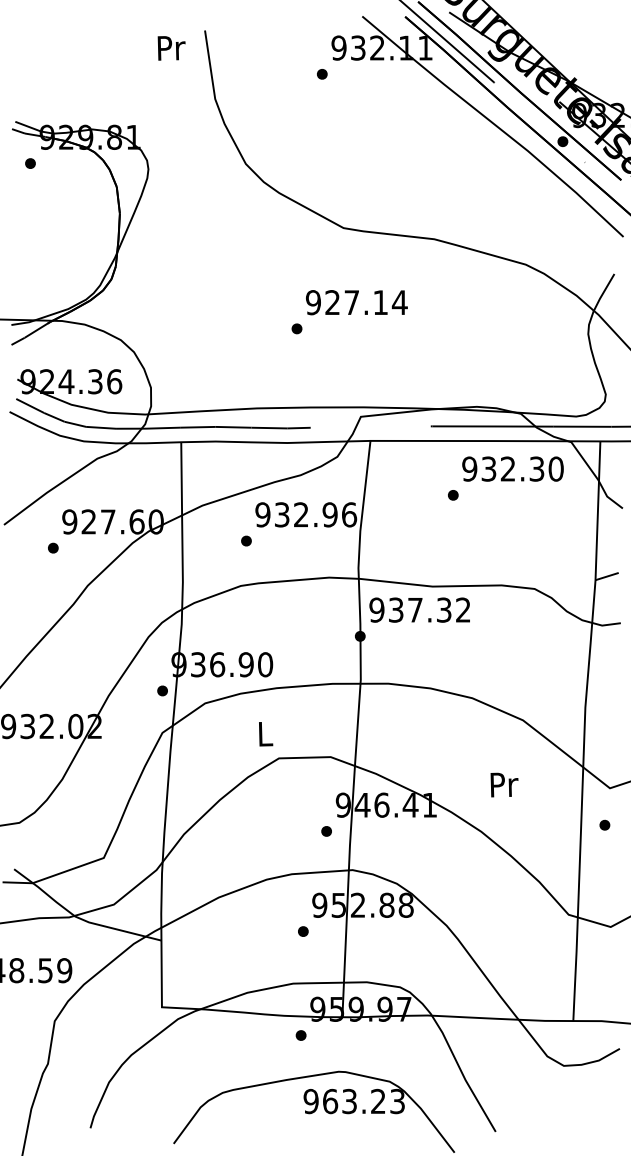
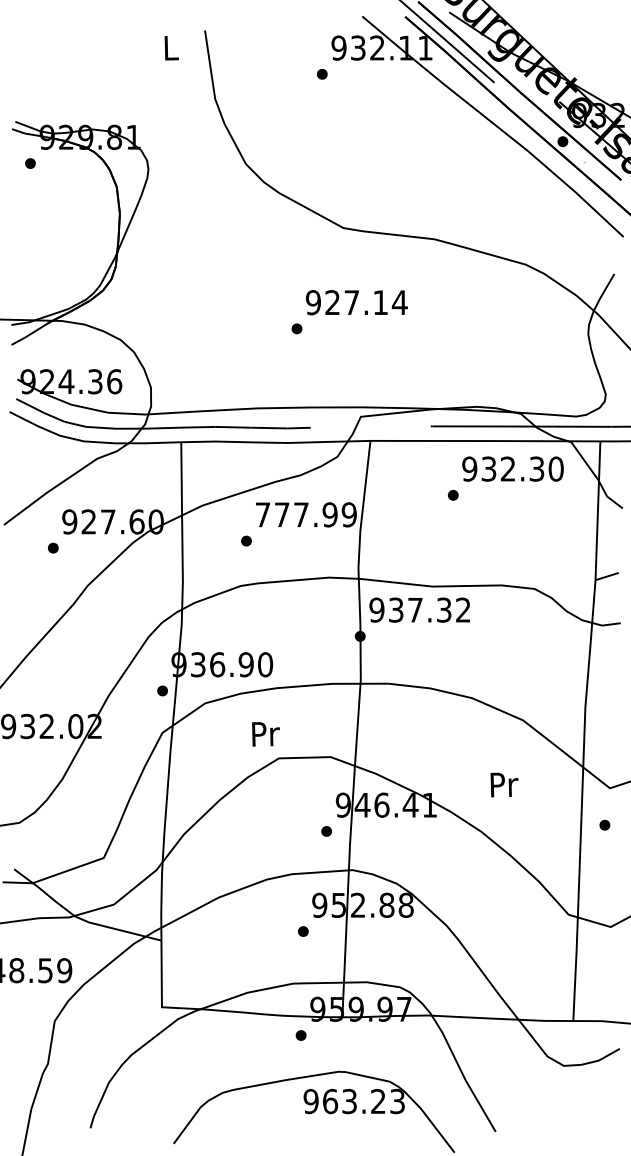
text: Pr -> L (171, 48)
text: 932.96 -> 777.99 (306, 514)
text: L -> Pr (265, 734)
